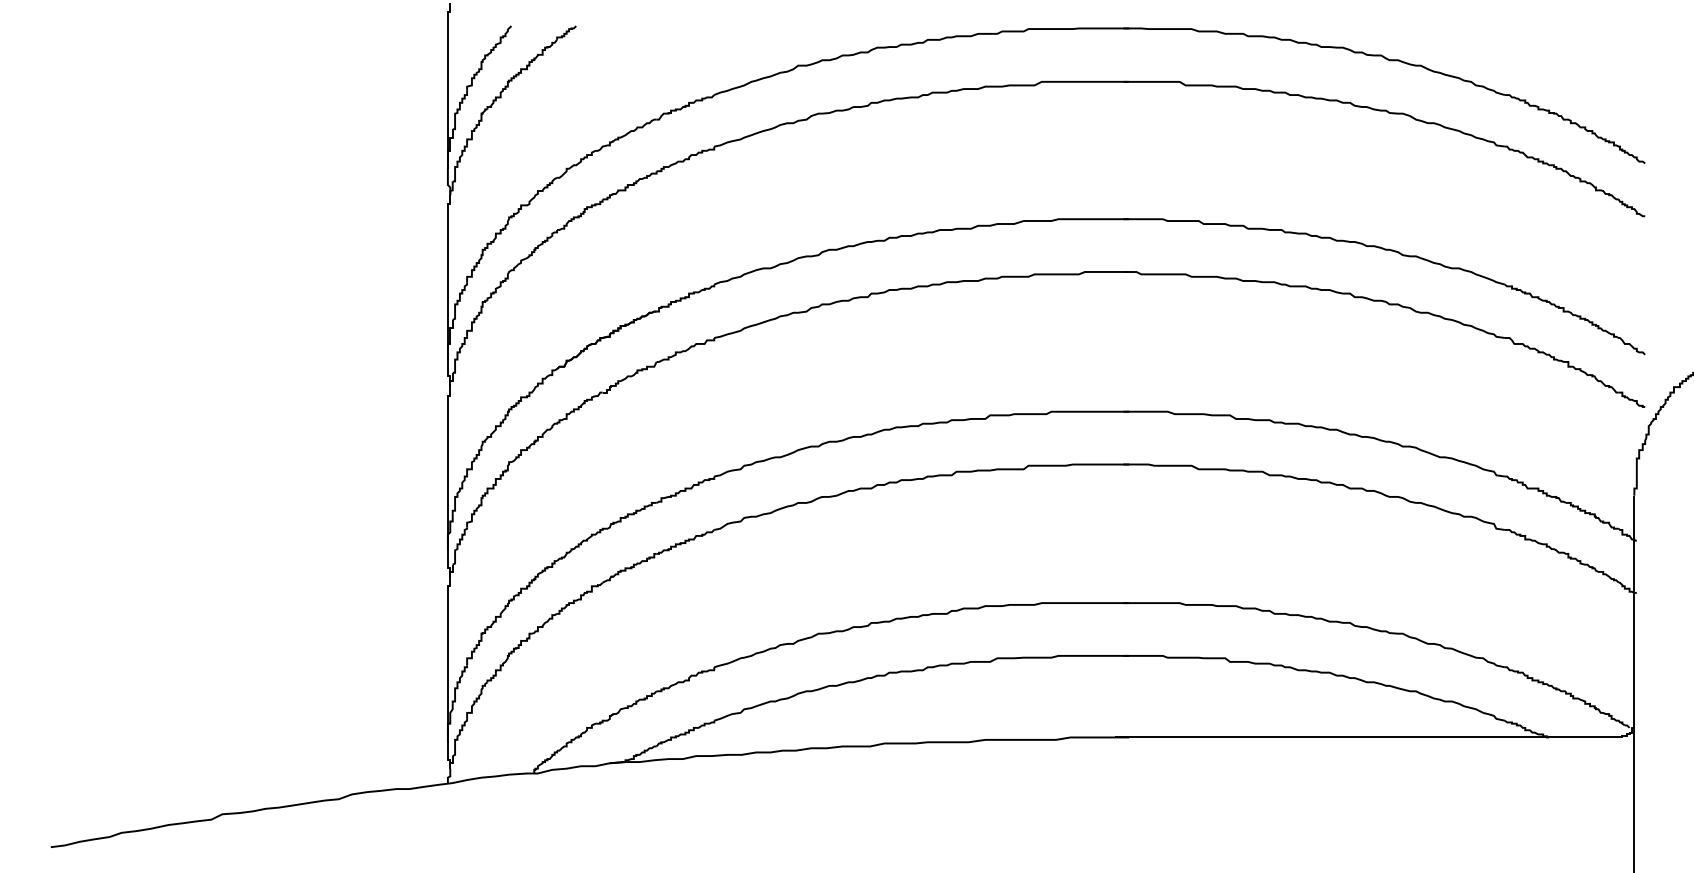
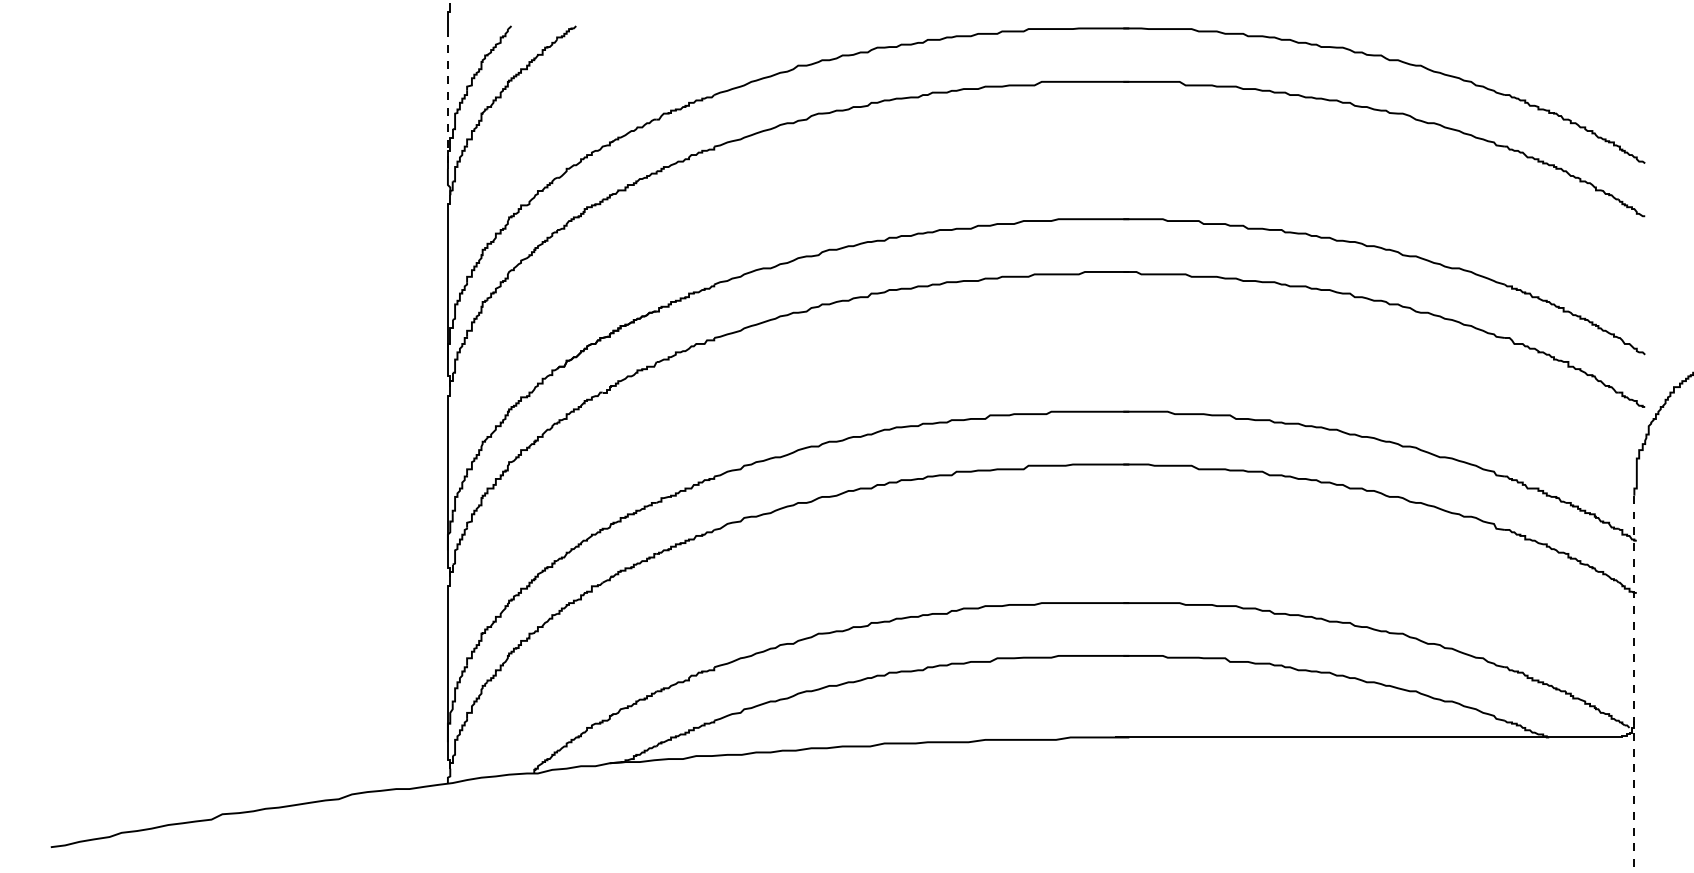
line: solid -> dashed (447, 98)
line: solid -> dashed (1634, 684)
